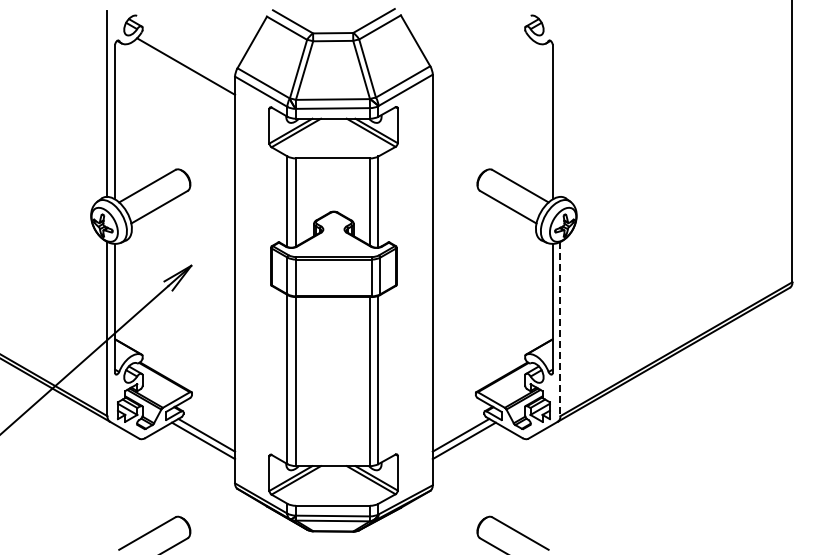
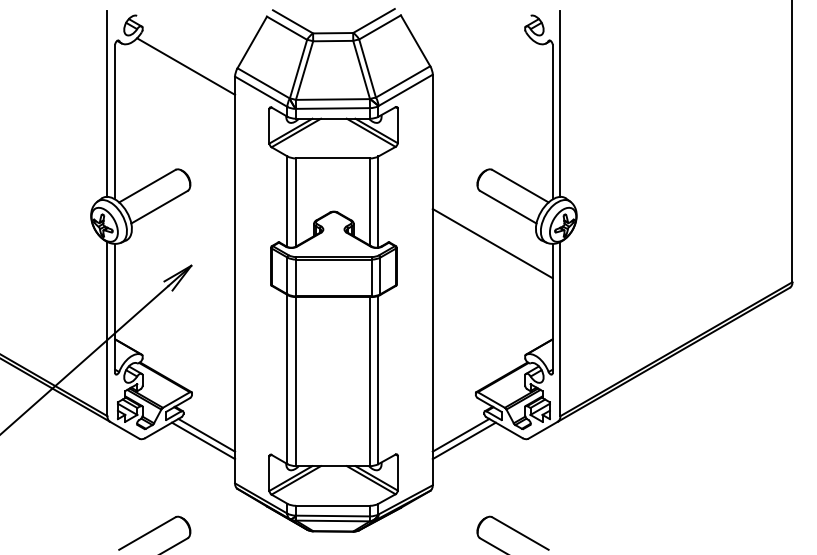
line: none -> present (560, 103)
line: none -> present (492, 243)
line: dashed -> solid (560, 329)
